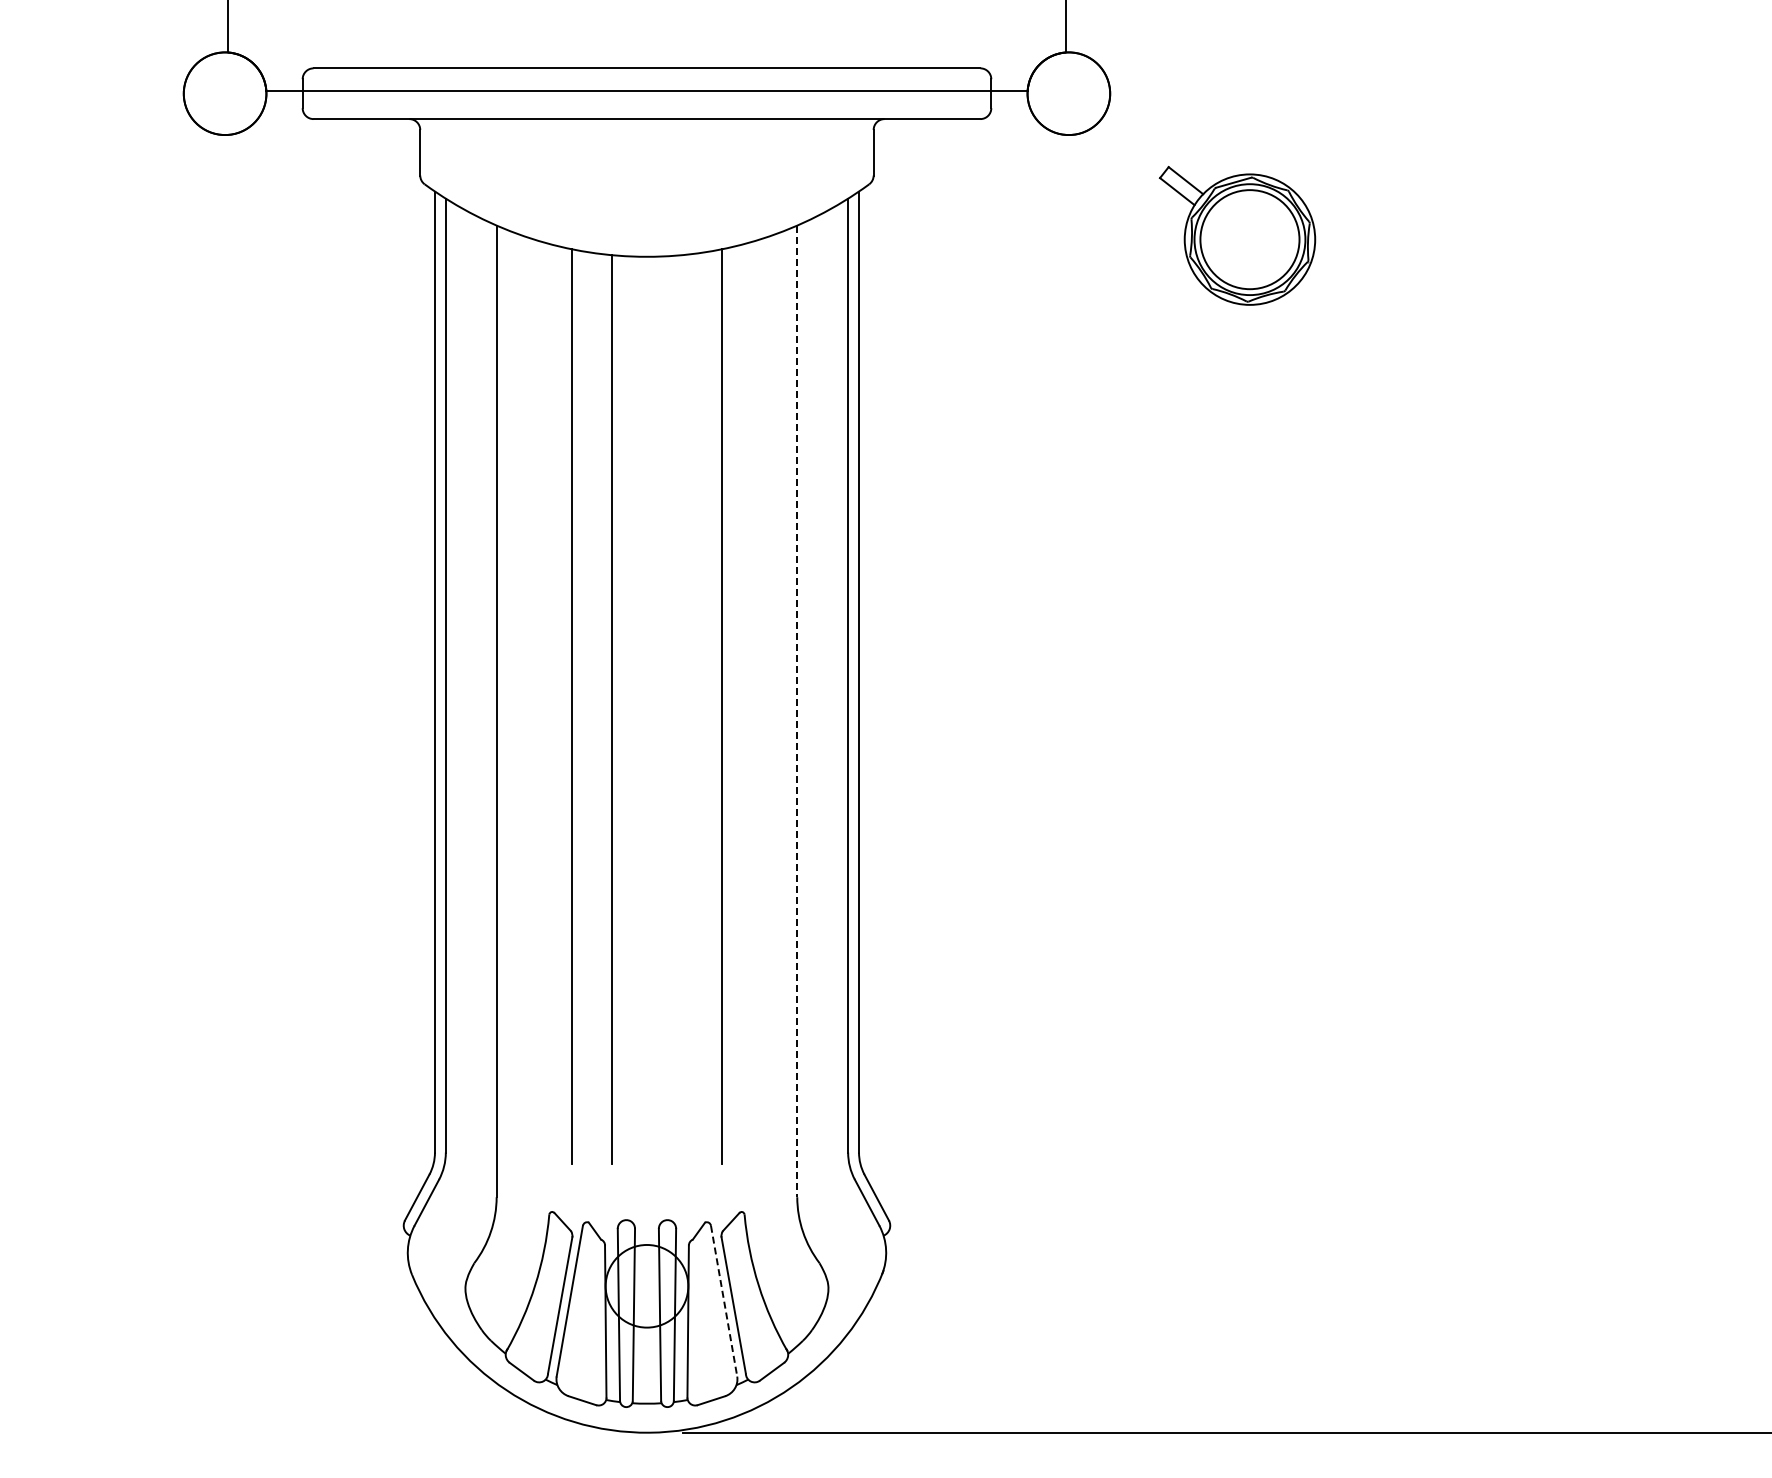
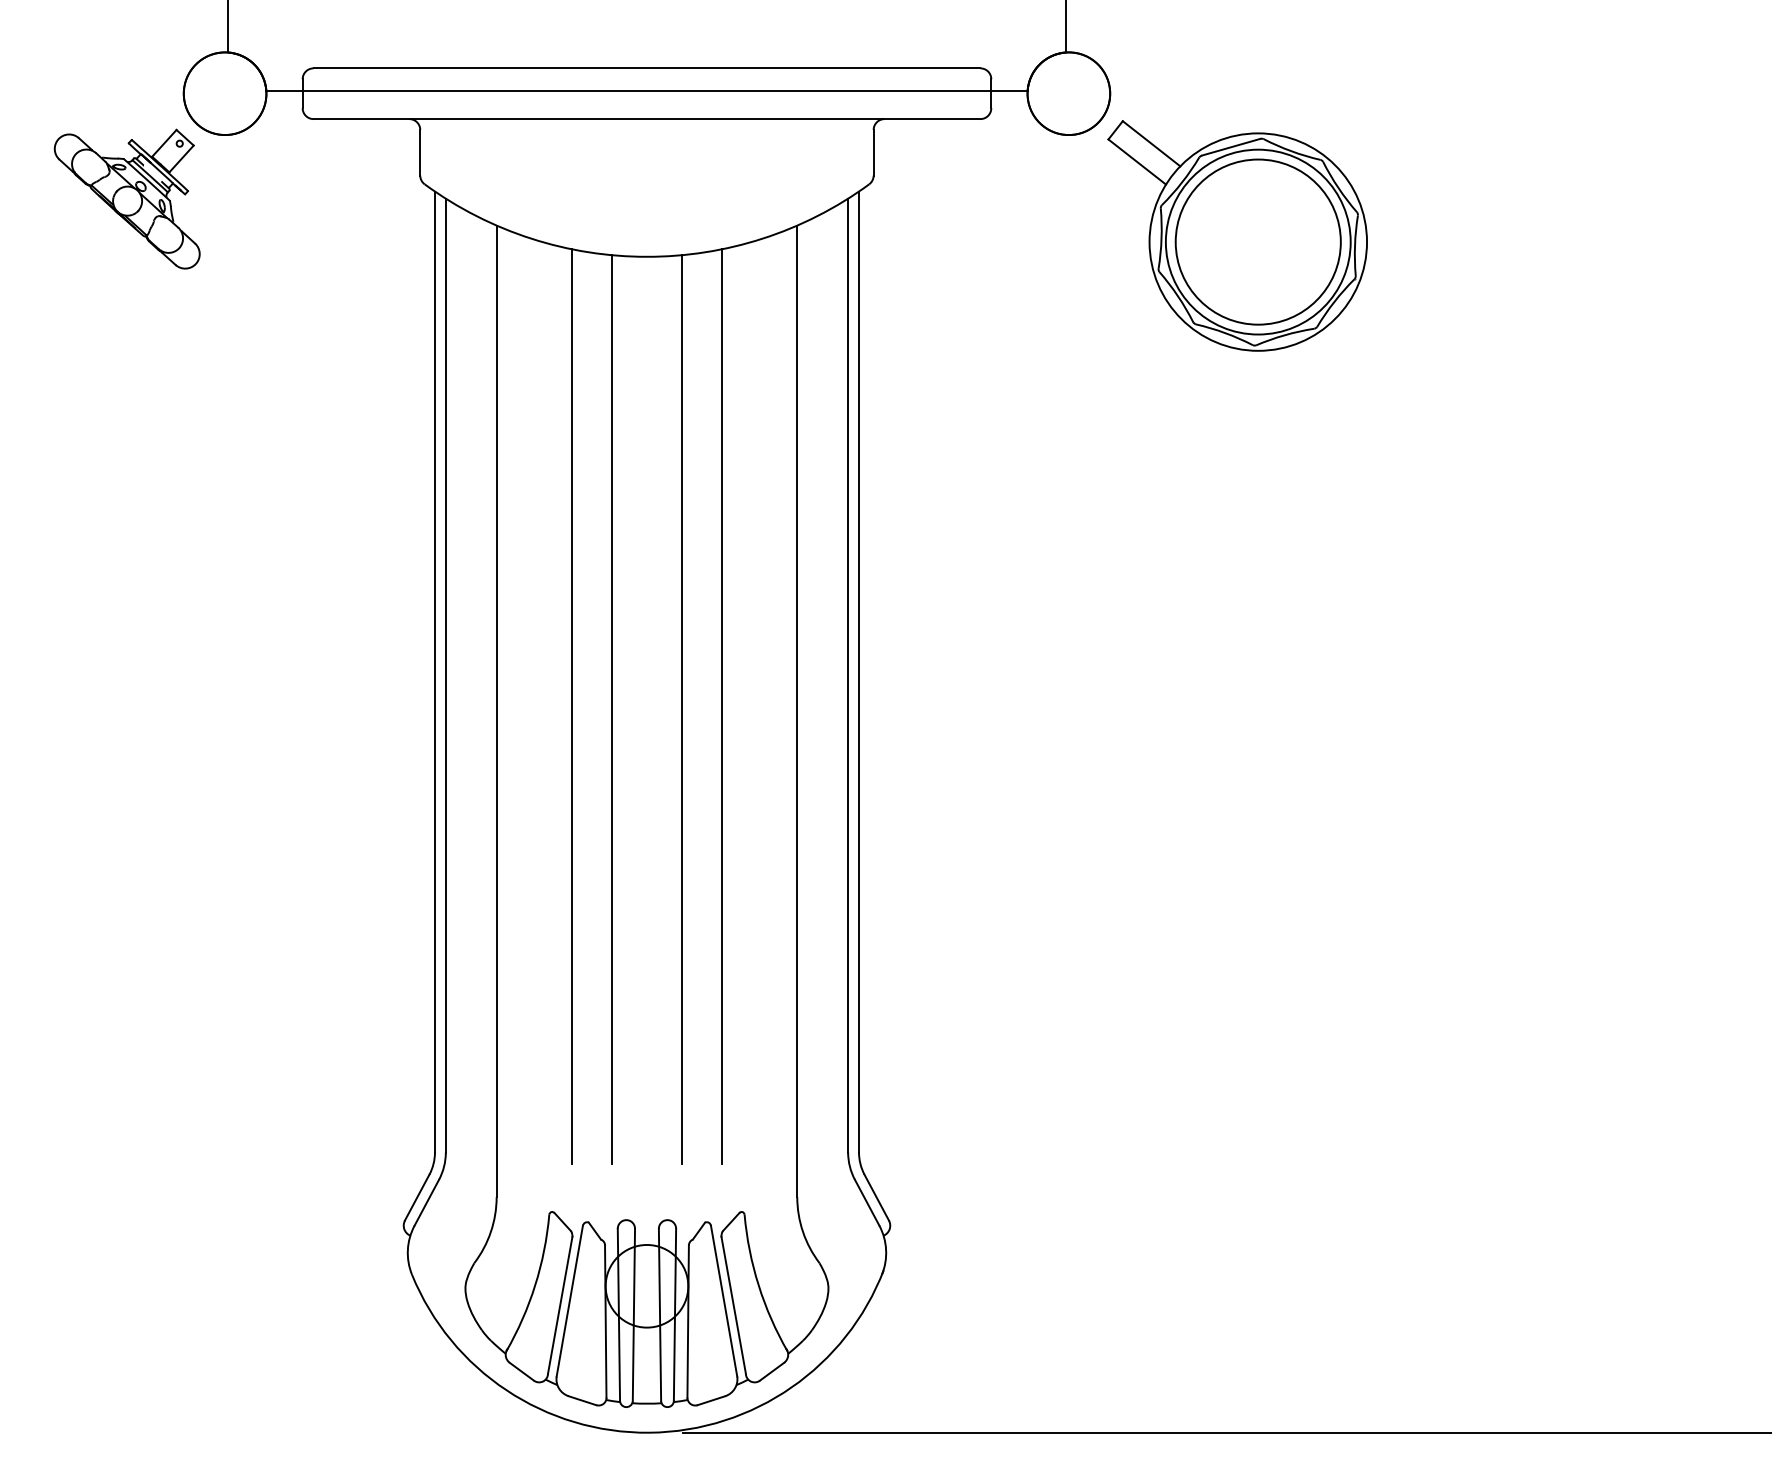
part: none -> present (126, 198)
part size: 159x140 px -> 261x232 px (1237, 235)
line: none -> present (681, 709)
line: dashed -> solid (797, 711)
line: dashed -> solid (724, 1301)
